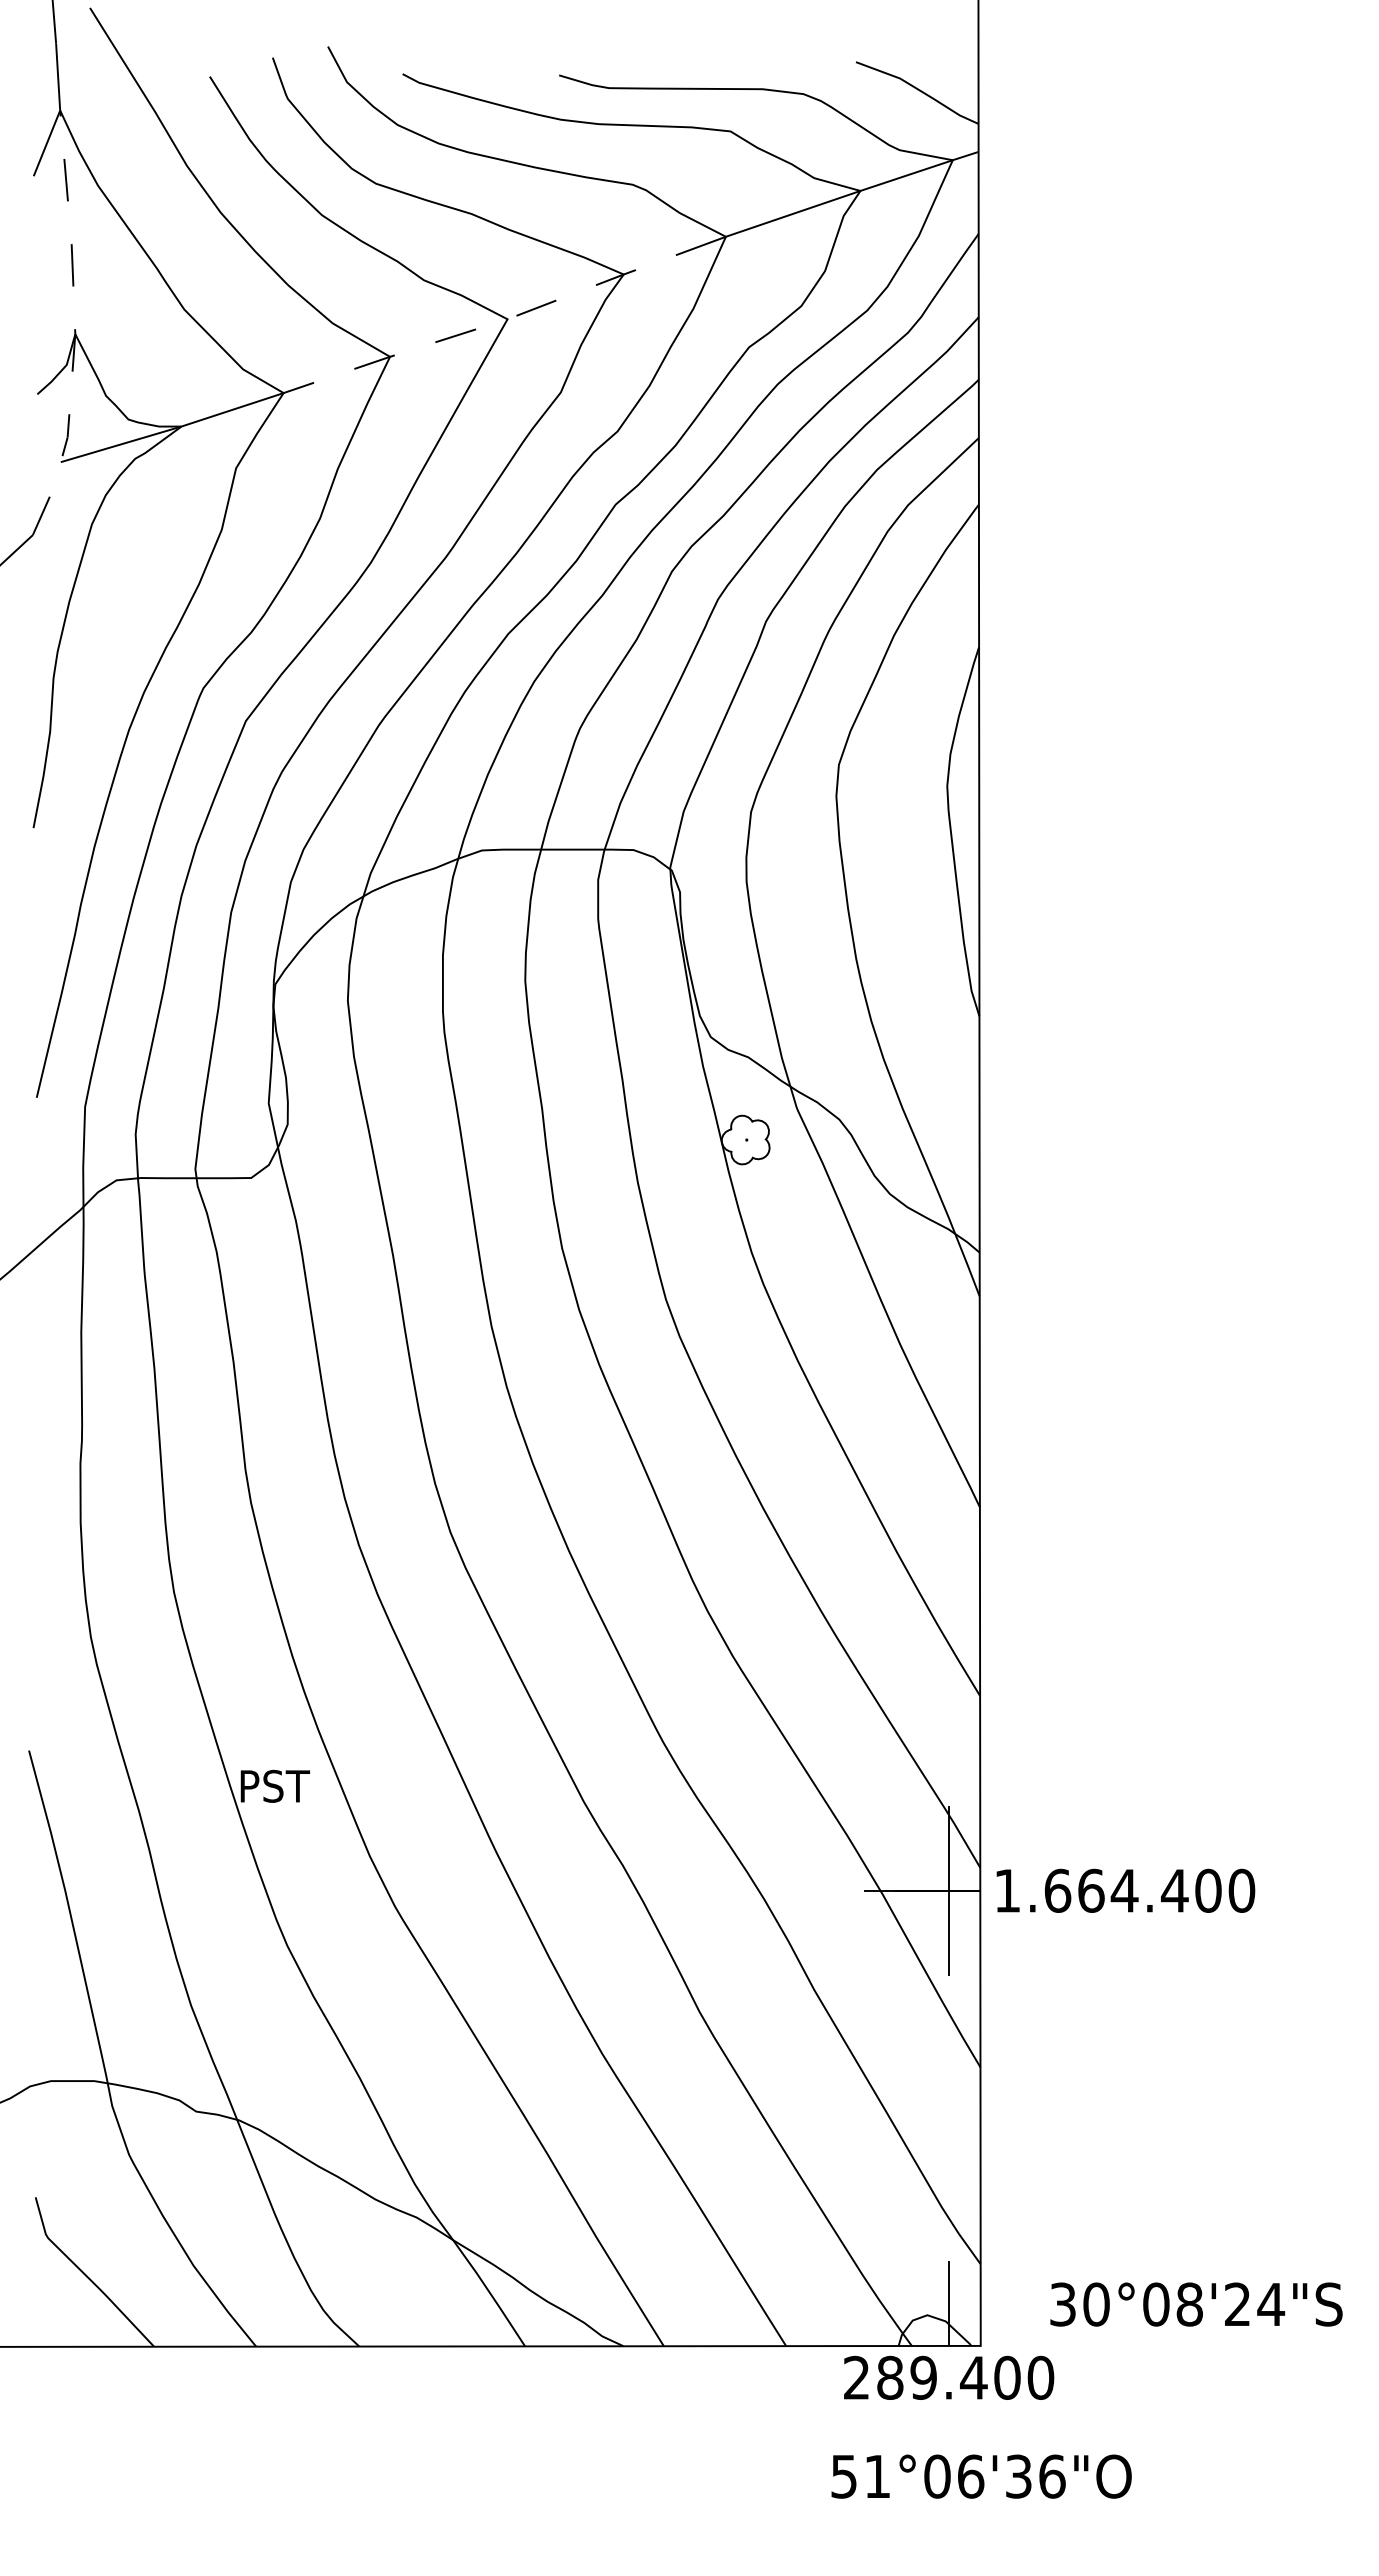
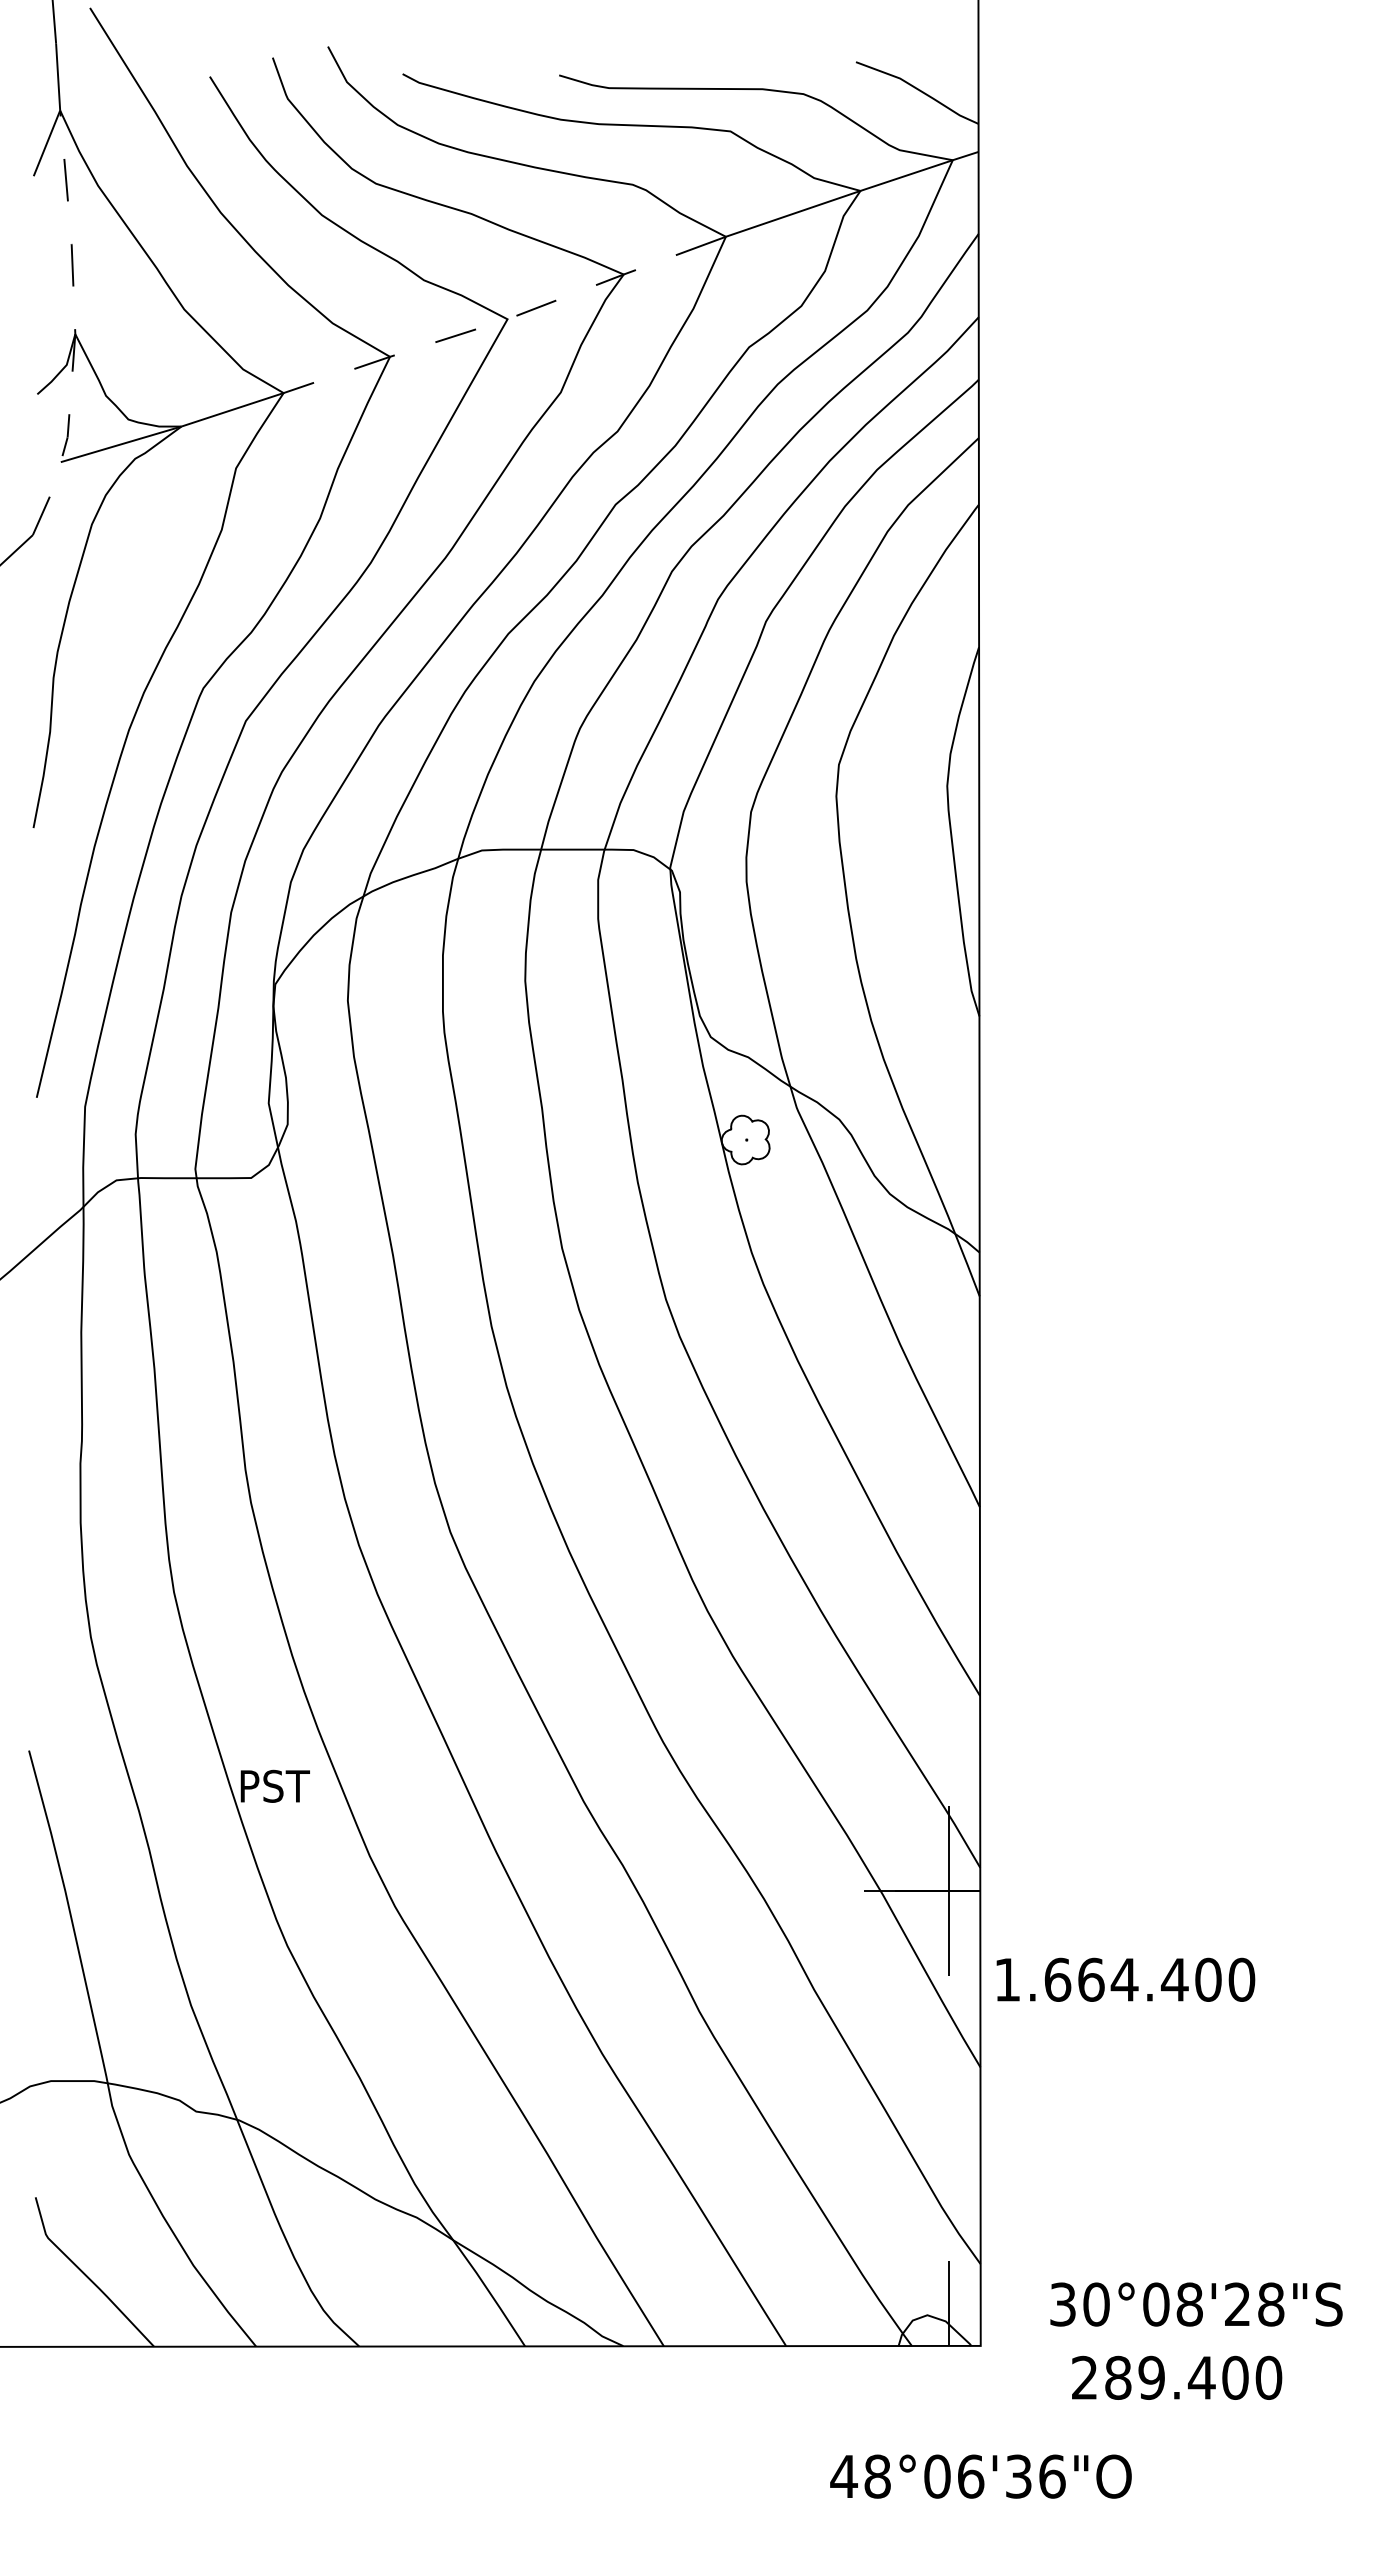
text position: (1125, 1890) -> (1125, 1979) (1125, 1979)
text: 30°08'24"S -> 30°08'28"S (1271, 2304)
text position: (949, 2377) -> (1177, 2377) (1177, 2377)
text: 51°06'36"O -> 48°06'36"O (860, 2476)
